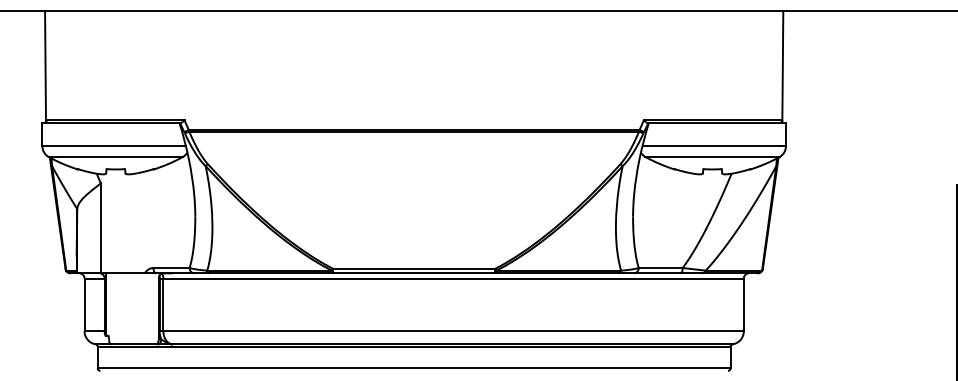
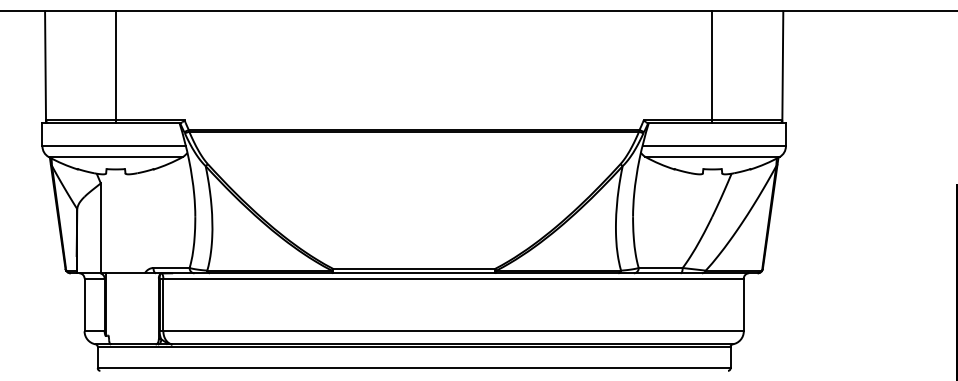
line: none -> present (116, 66)
line: none -> present (712, 66)
